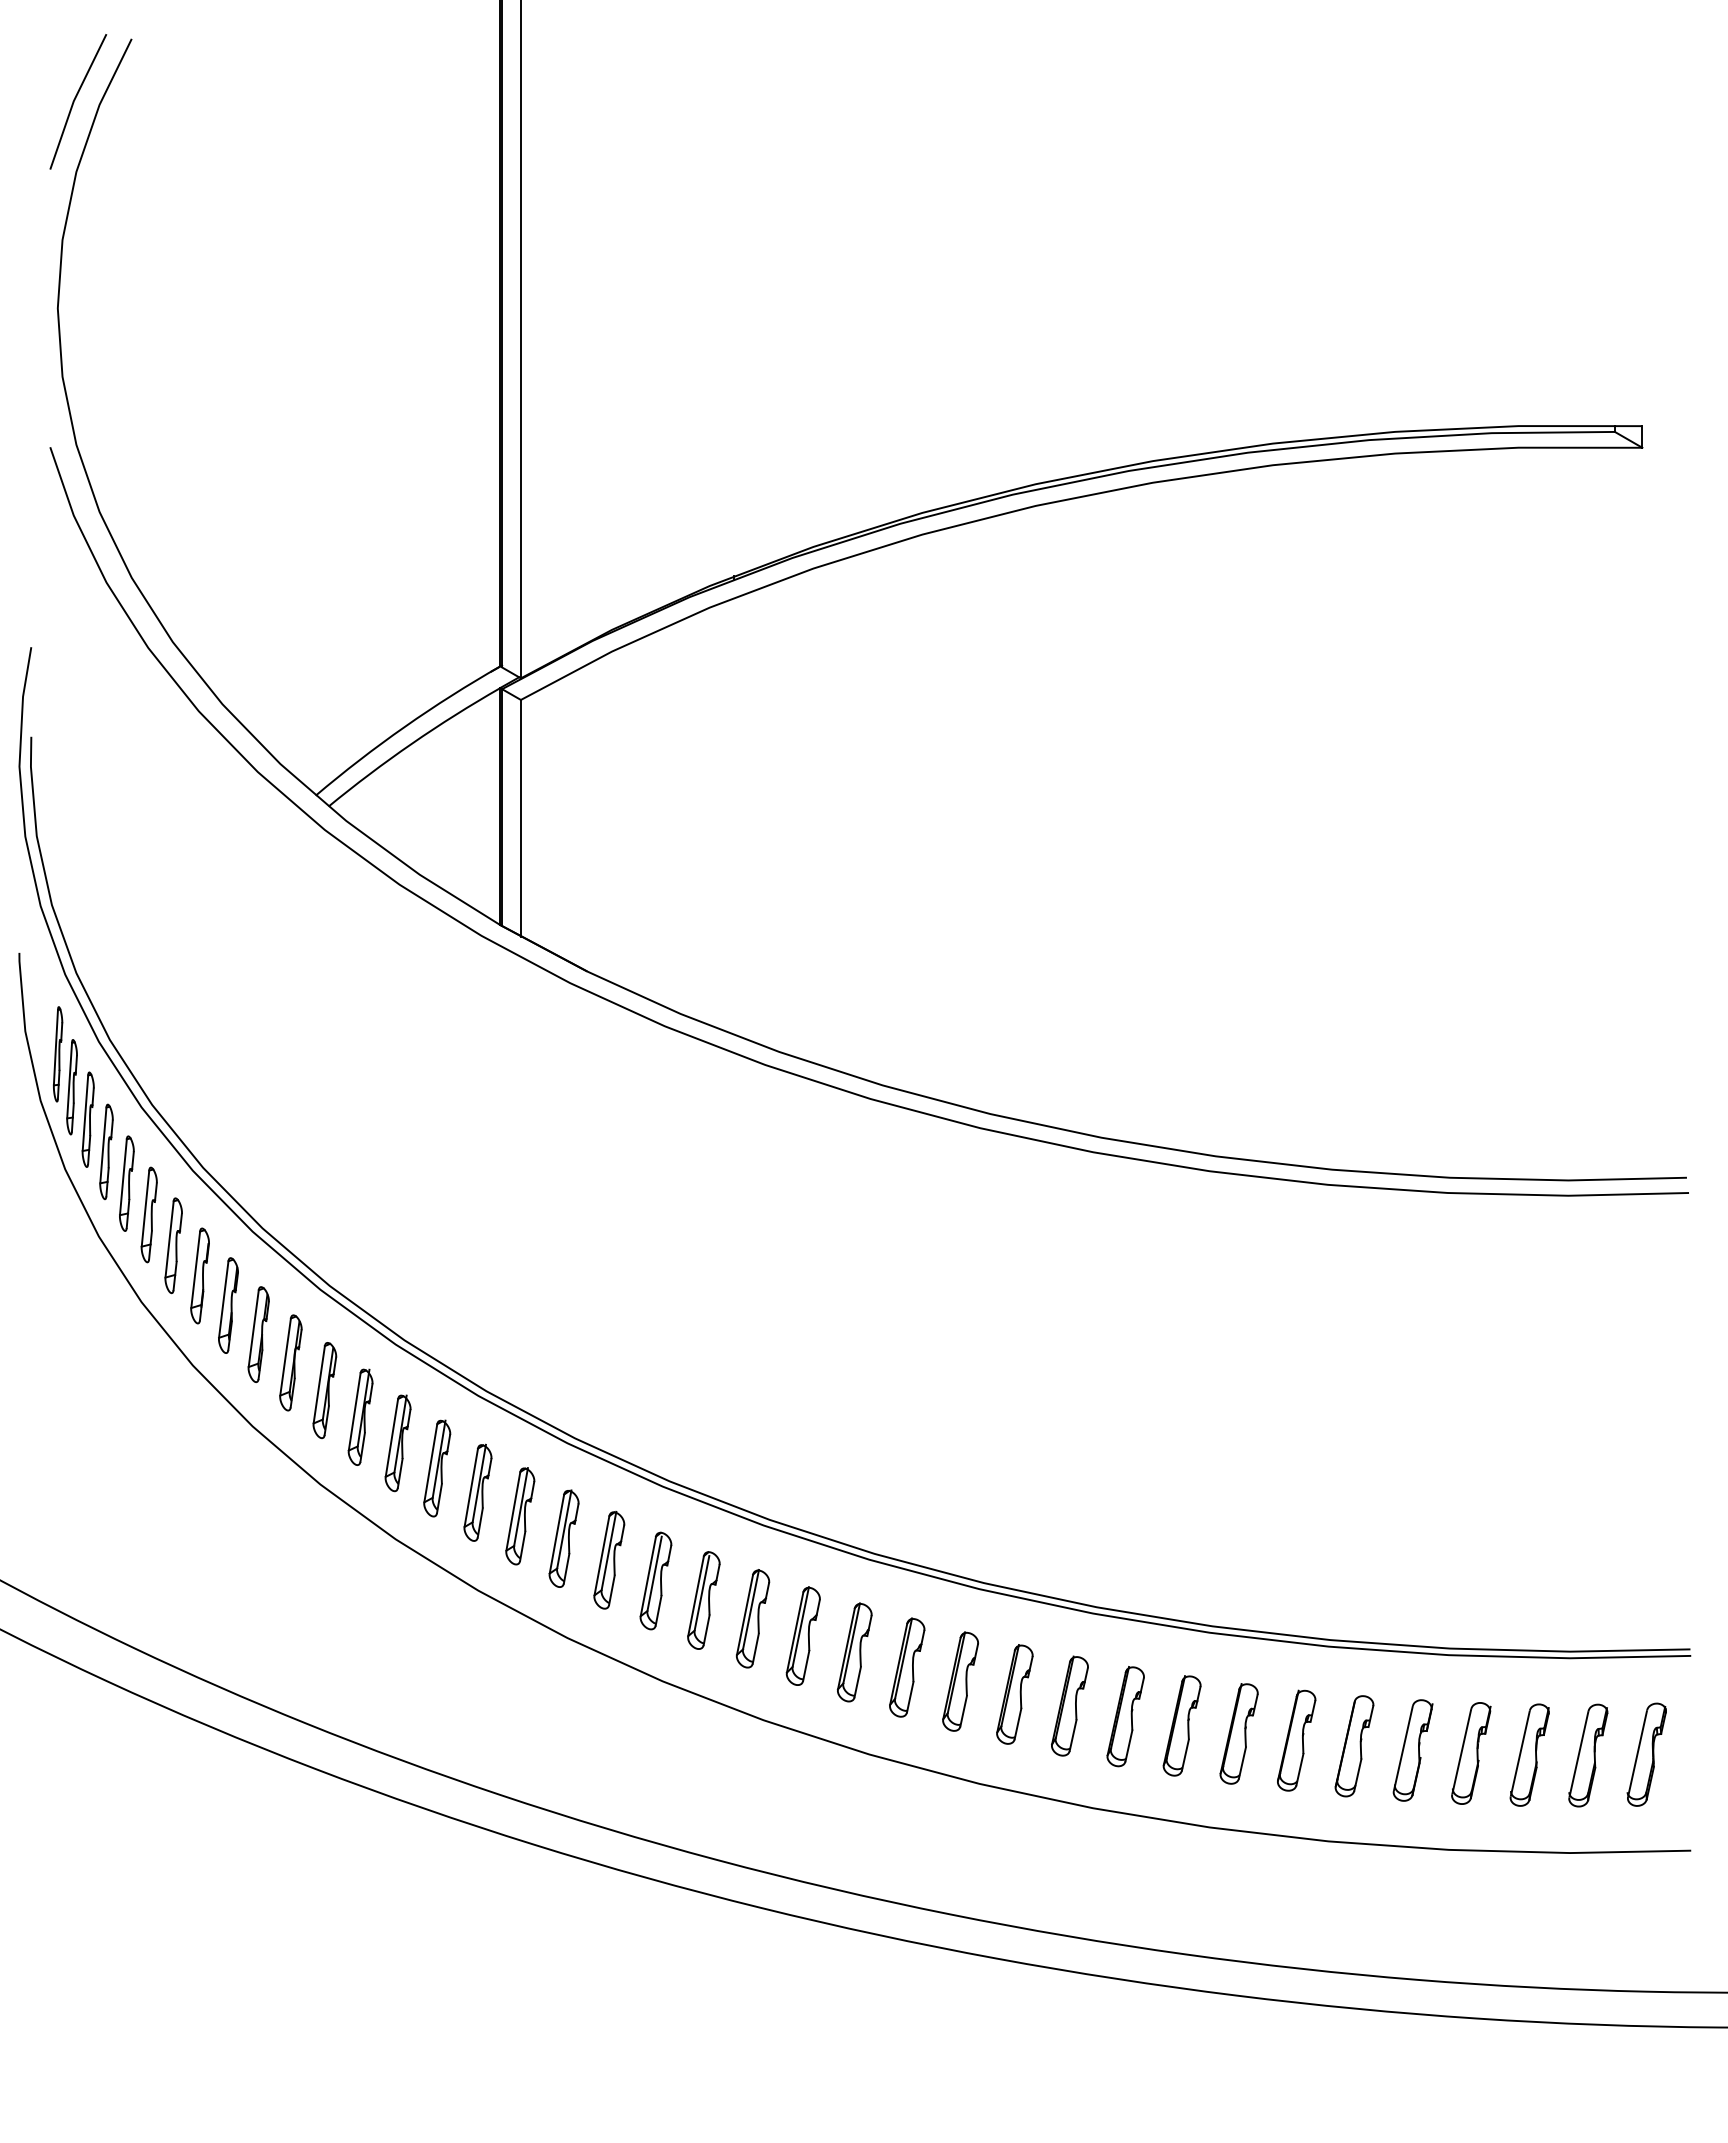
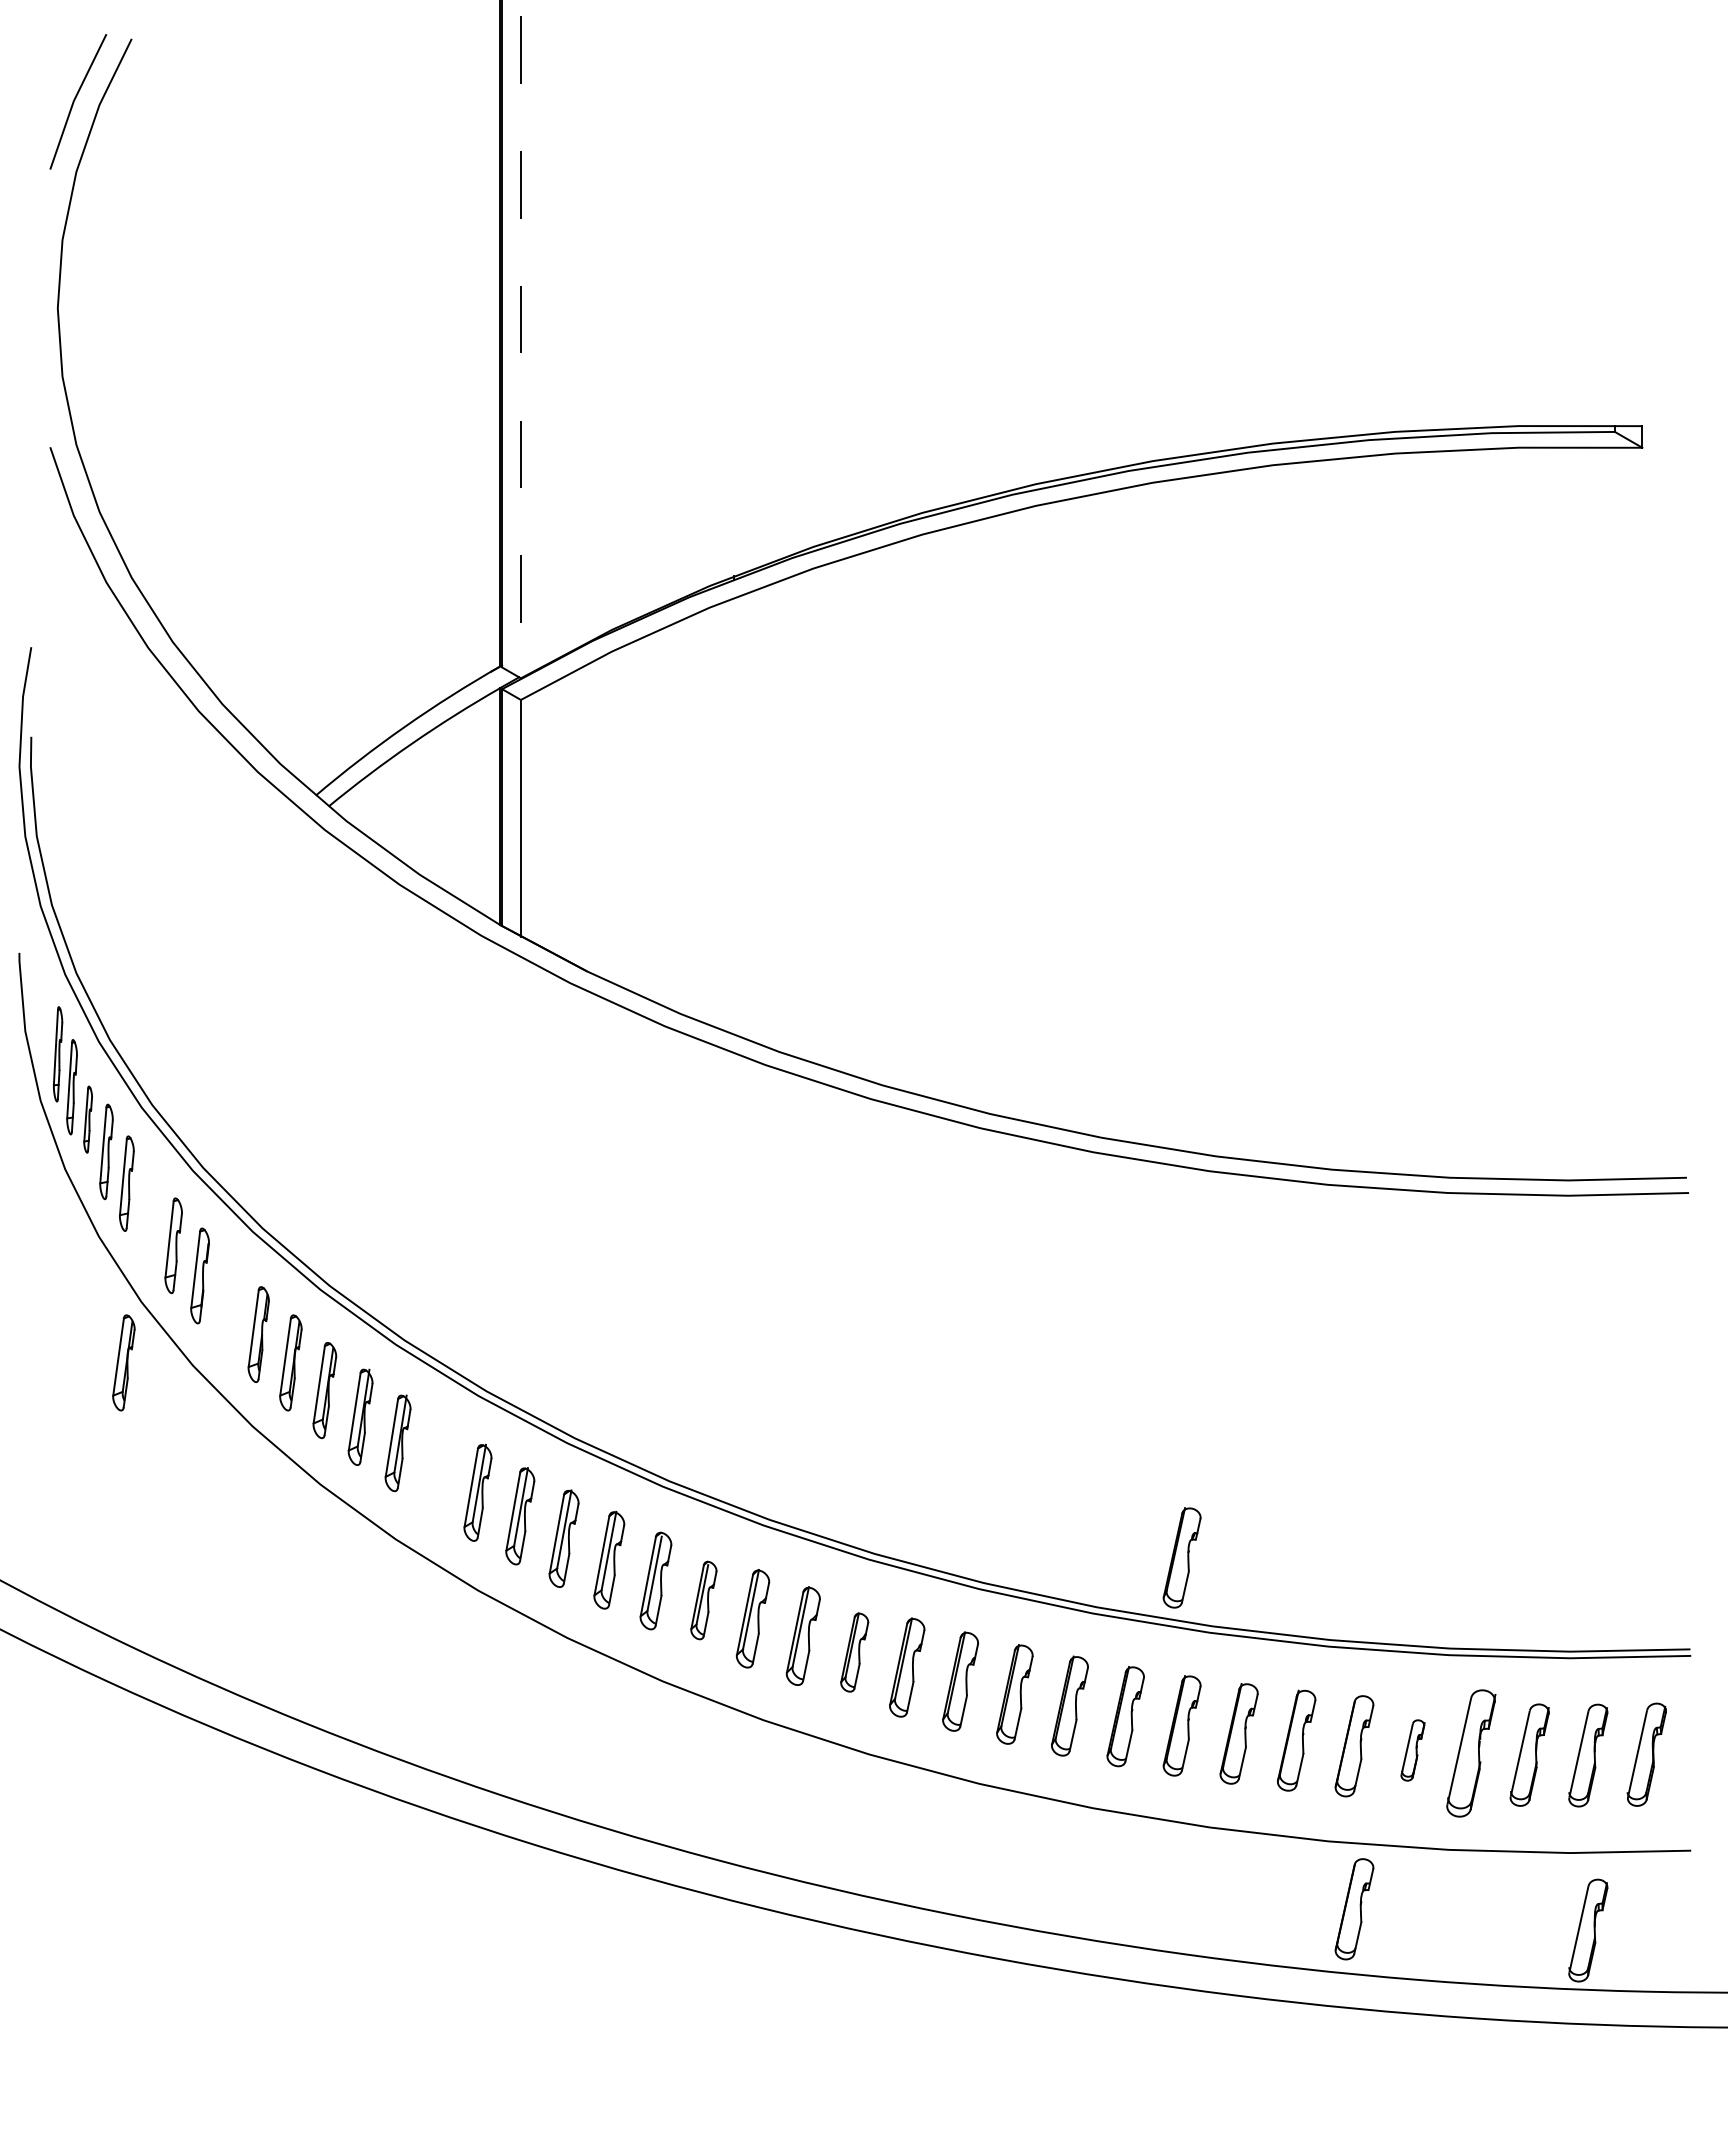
line: solid -> dashed (520, 339)
part size: 14x97 px -> 10x69 px (87, 1119)
part: present -> none (148, 1214)
part: present -> none (228, 1305)
part: none -> present (123, 1362)
part: present -> none (437, 1468)
part: none -> present (1181, 1557)
part size: 34x99 px -> 28x81 px (703, 1600)
part size: 37x101 px -> 30x81 px (854, 1652)
part size: 42x103 px -> 26x63 px (1412, 1750)
part size: 41x103 px -> 51x129 px (1471, 1753)
part: none -> present (1354, 1909)
part: none -> present (1588, 1930)
